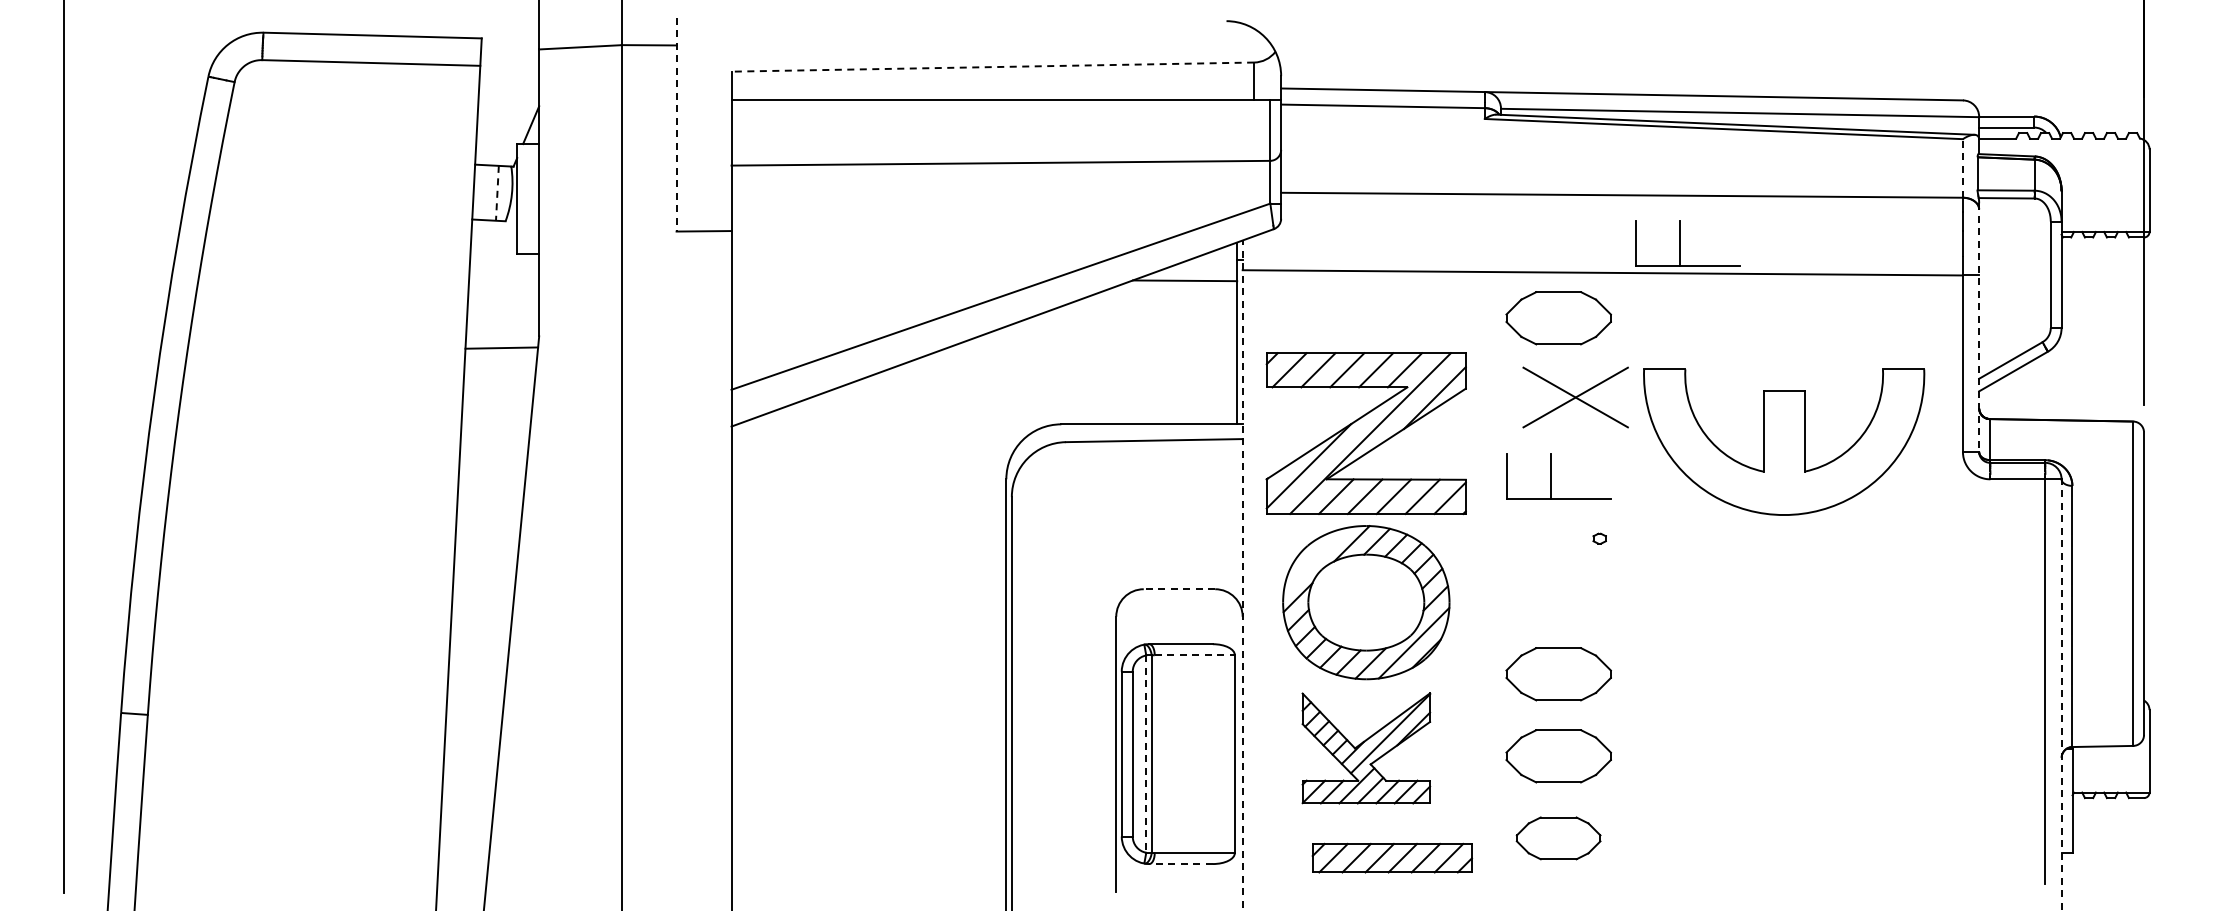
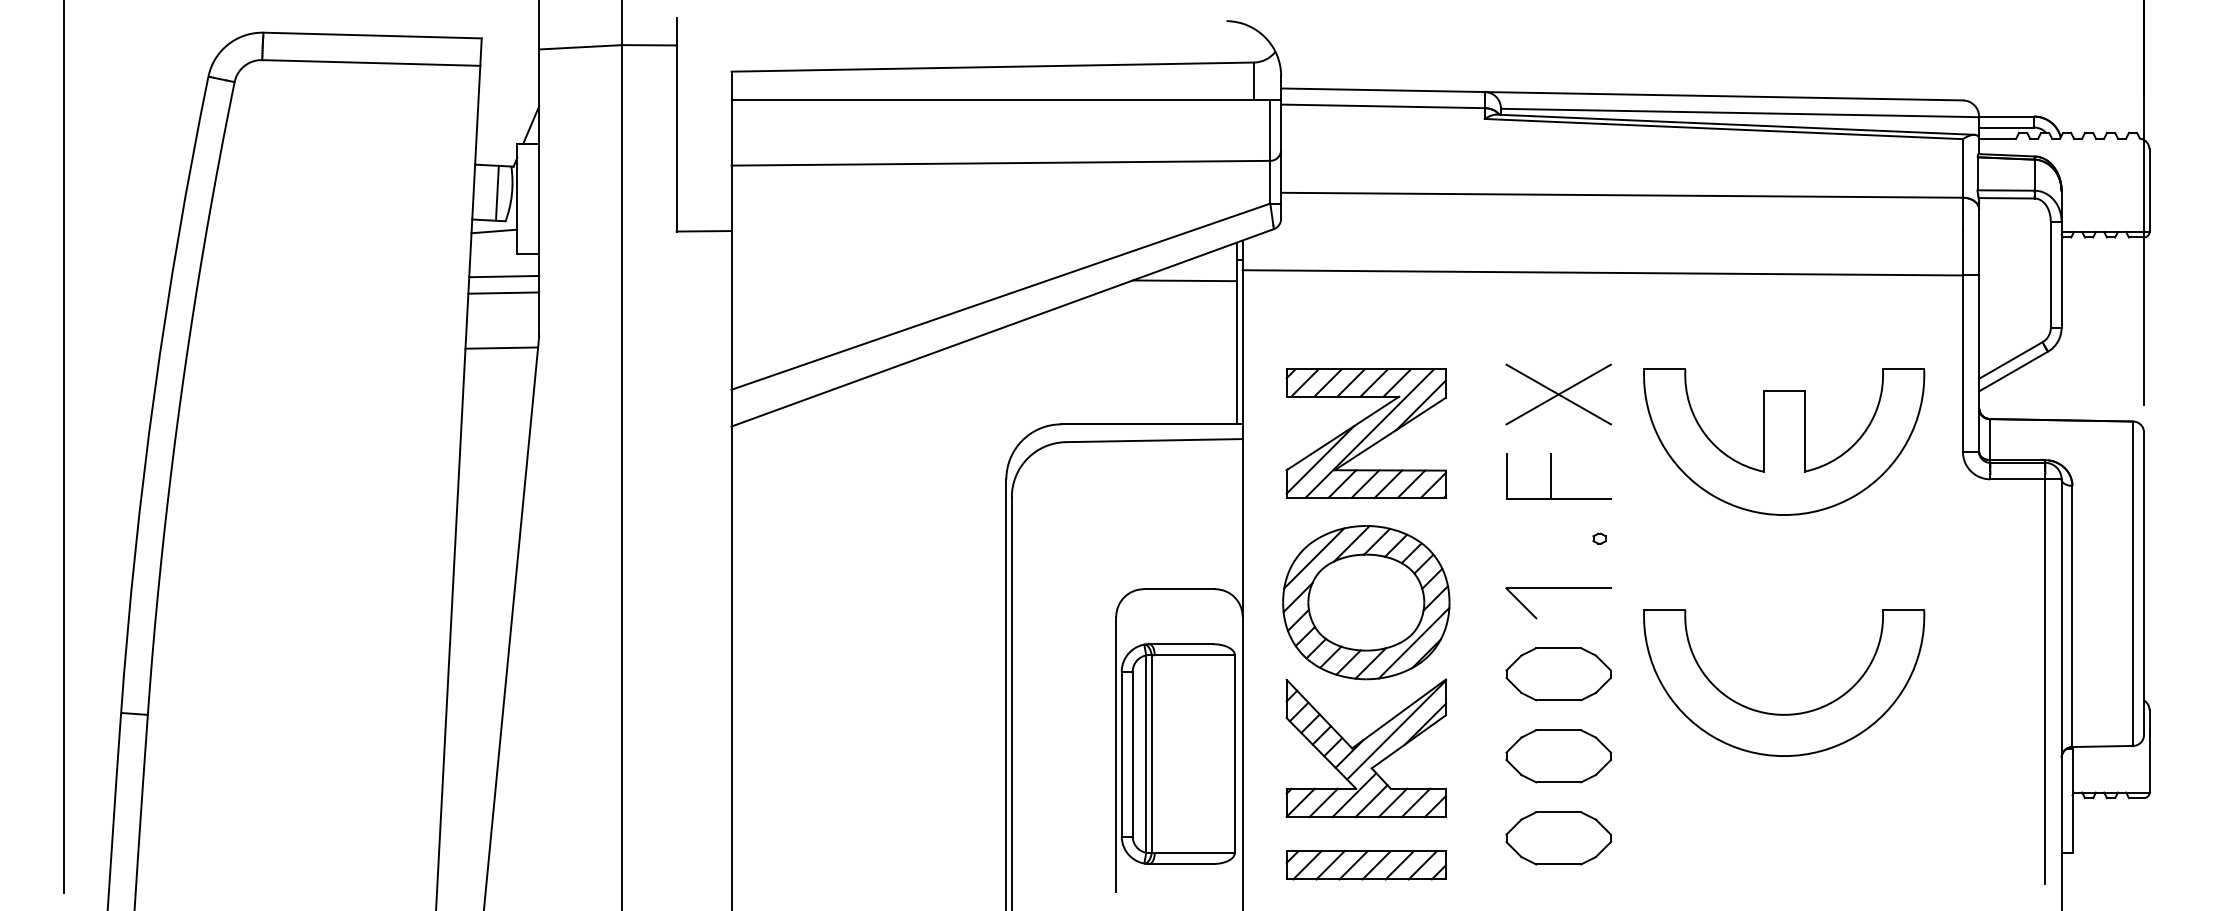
line: dashed -> solid (992, 67)
line: dashed -> solid (676, 124)
line: dashed -> solid (1962, 167)
line: dashed -> solid (497, 193)
line: none -> present (494, 231)
part: present -> none (1680, 243)
line: none -> present (504, 276)
line: none -> present (503, 292)
part: present -> none (1558, 318)
line: dashed -> solid (1979, 328)
part position: (1575, 397) -> (1558, 394) (1558, 394)
part size: 202x164 px -> 163x132 px (1366, 433)
line: none -> present (1314, 558)
line: dashed -> solid (1242, 575)
part: none -> present (1558, 588)
line: dashed -> solid (1179, 589)
line: dashed -> solid (1195, 655)
line: dashed -> solid (2061, 694)
part: none -> present (1787, 713)
part size: 131x113 px -> 163x141 px (1366, 748)
line: dashed -> solid (1146, 754)
part size: 87x45 px -> 107x55 px (1558, 838)
part position: (1392, 857) -> (1366, 864) (1366, 864)
line: dashed -> solid (1181, 864)
